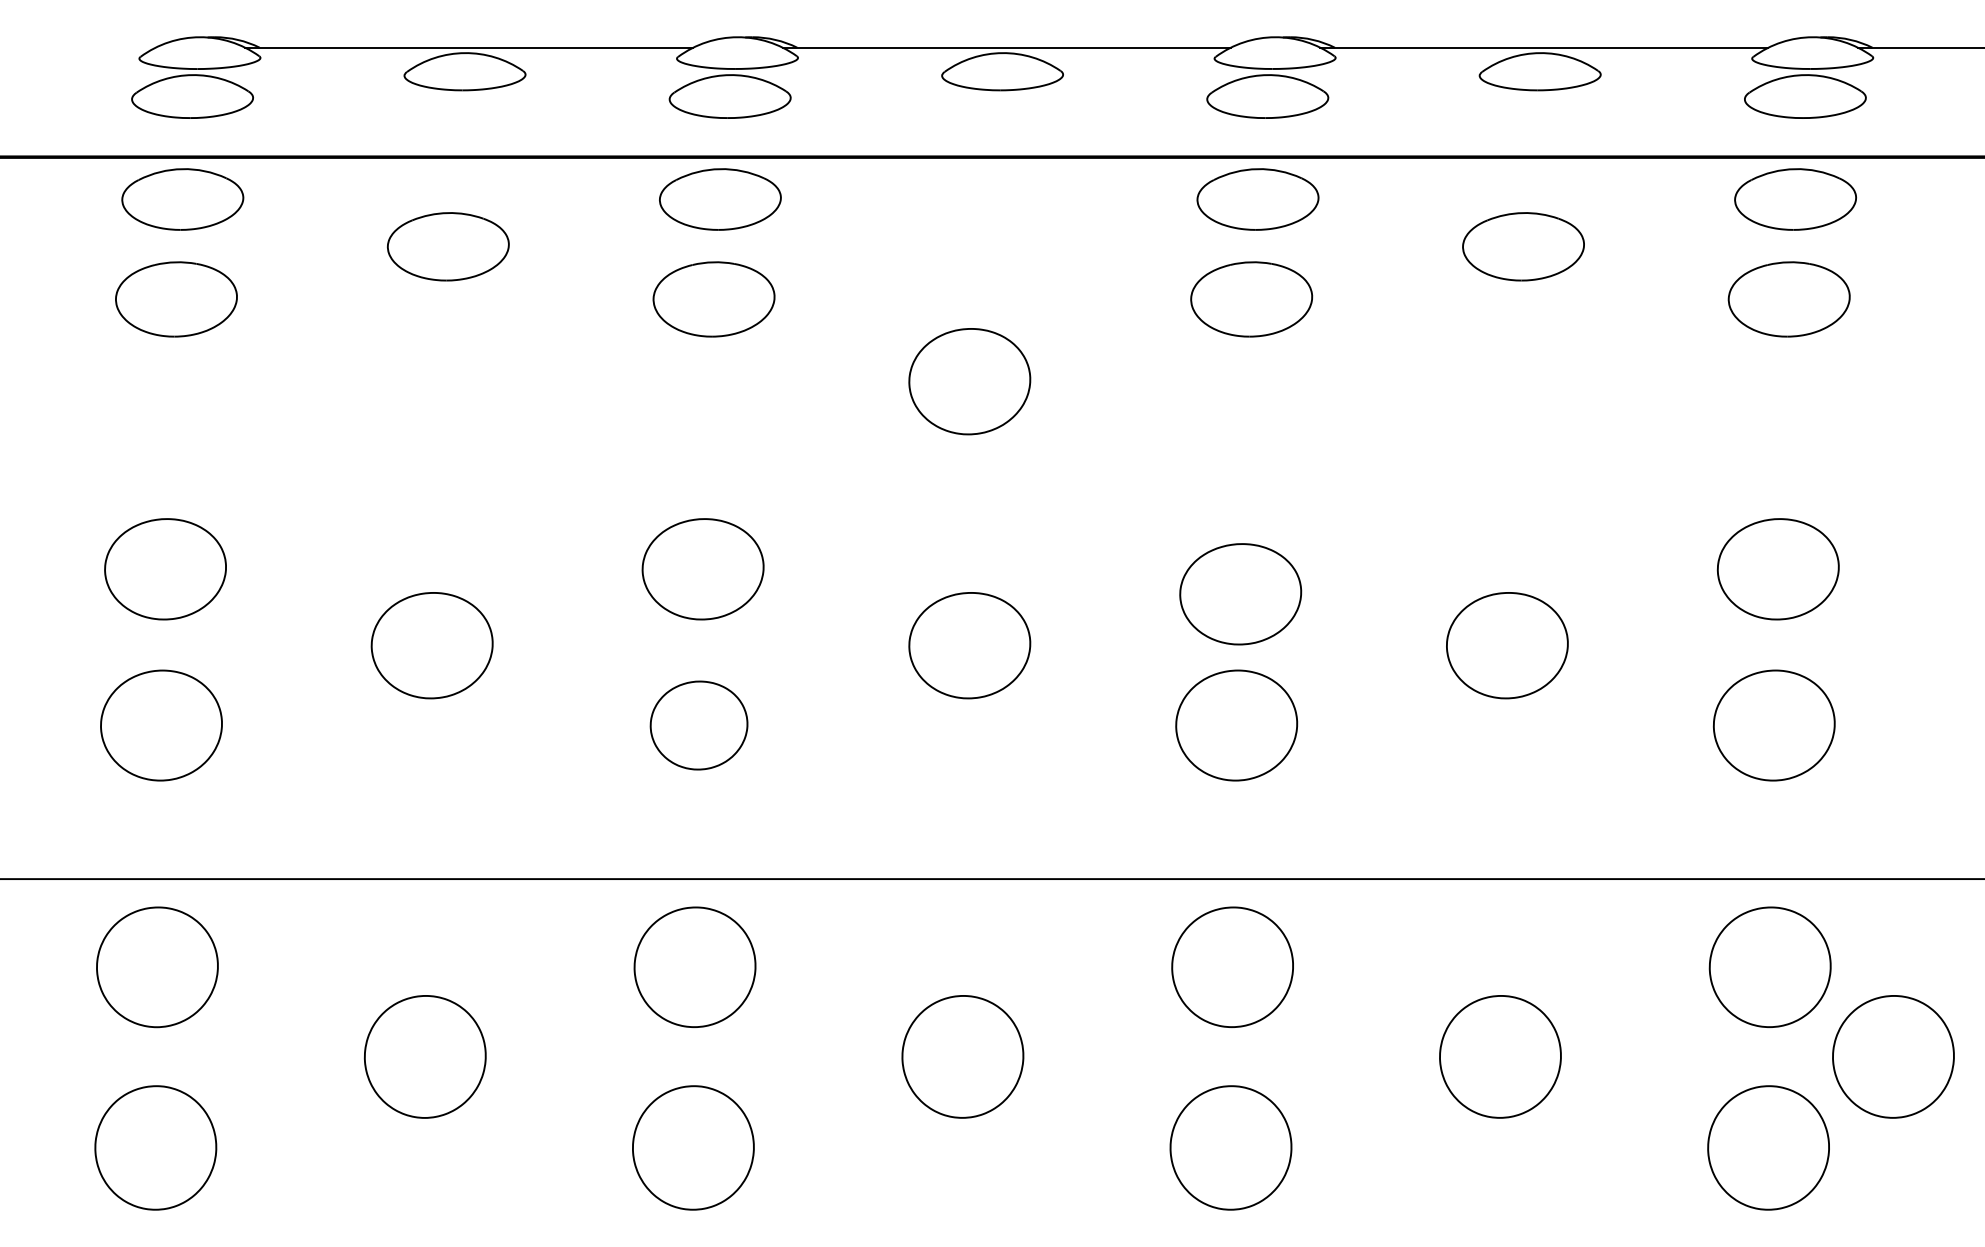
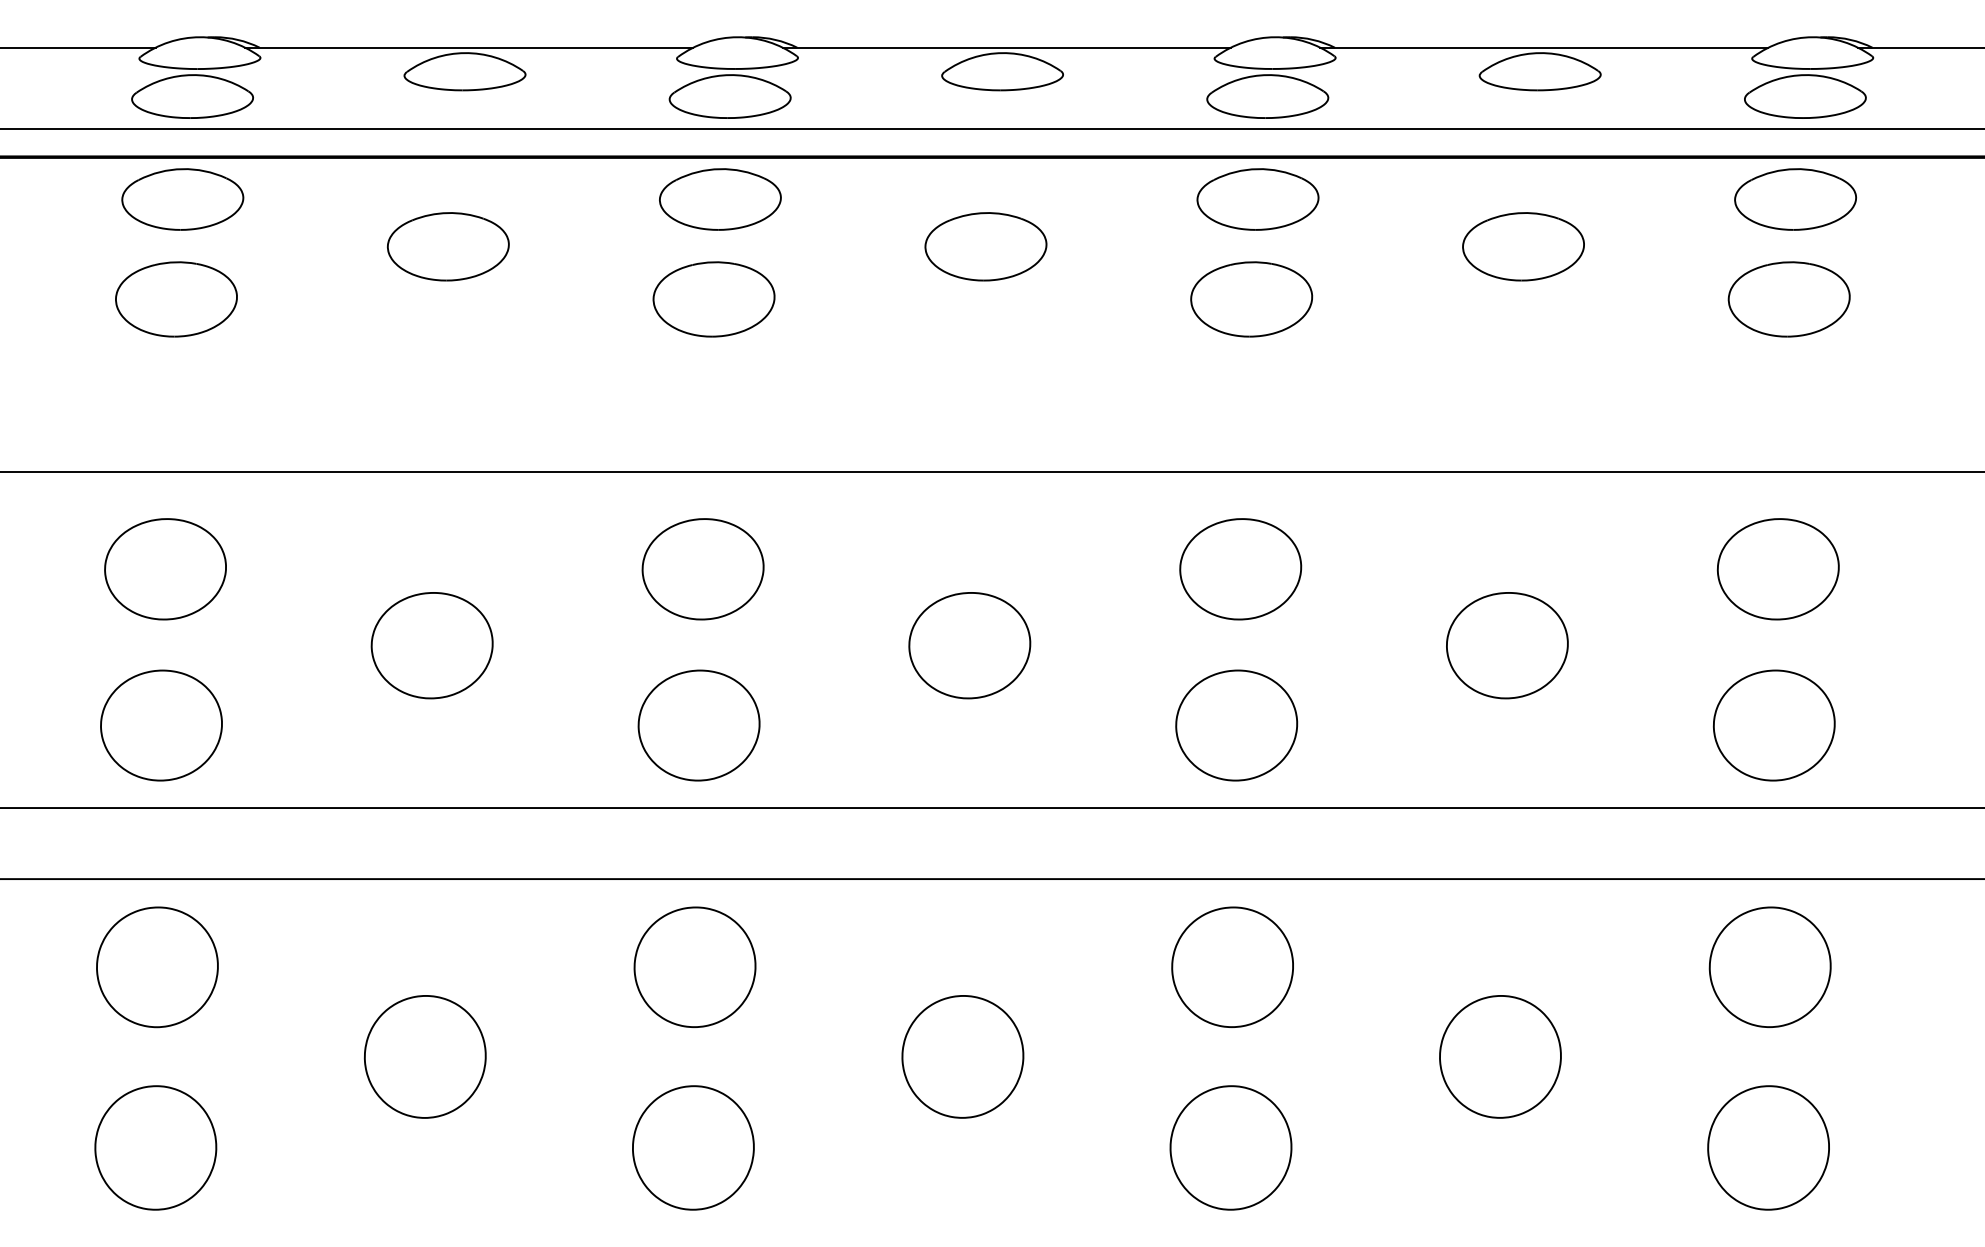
line: none -> present (78, 47)
line: none -> present (991, 128)
part: none -> present (985, 246)
part: present -> none (969, 381)
line: none -> present (991, 472)
part position: (1240, 594) -> (1240, 569) (1240, 569)
part size: 100x91 px -> 124x113 px (698, 725)
line: none -> present (991, 808)
part: present -> none (1893, 1056)
